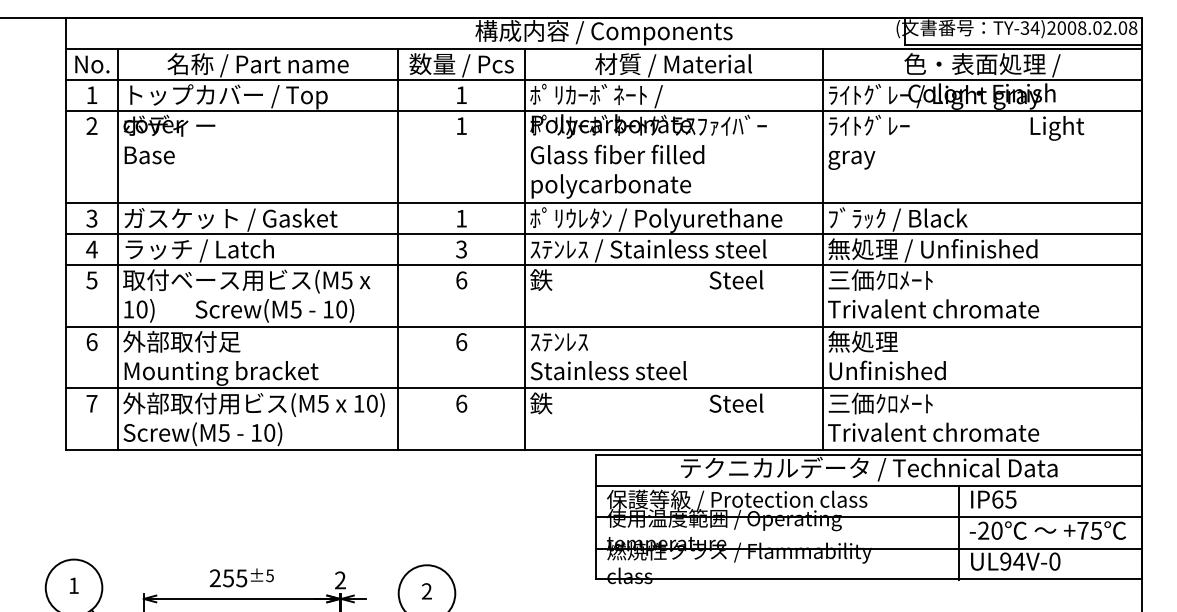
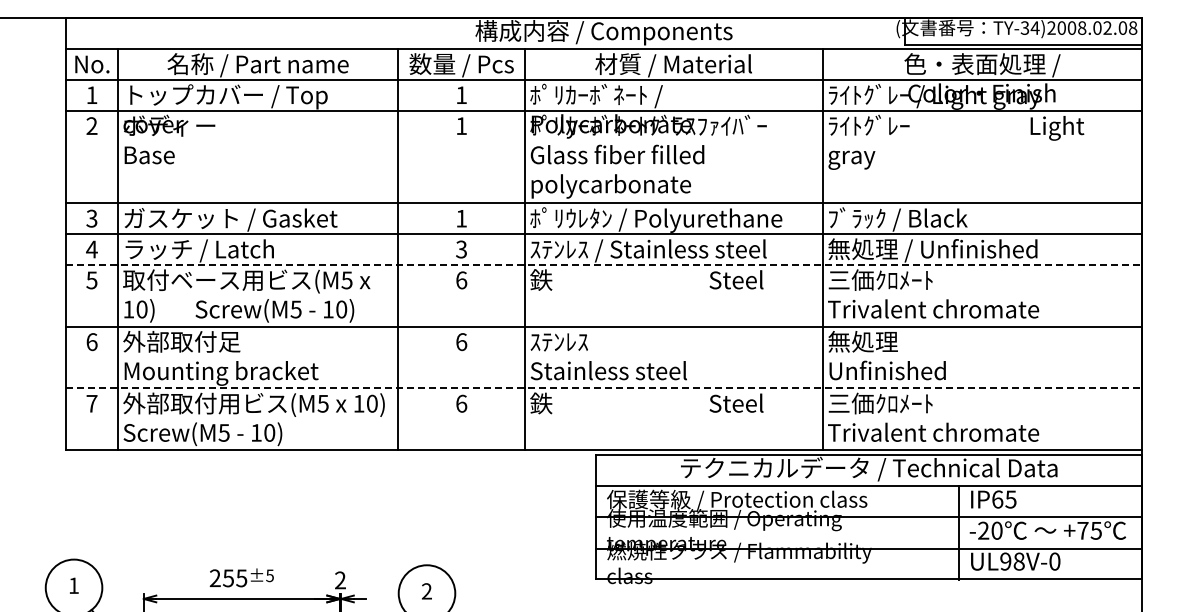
line: solid -> dashed (604, 264)
line: solid -> dashed (604, 388)
text: UL94V-0 -> UL98V-0 (1019, 561)
